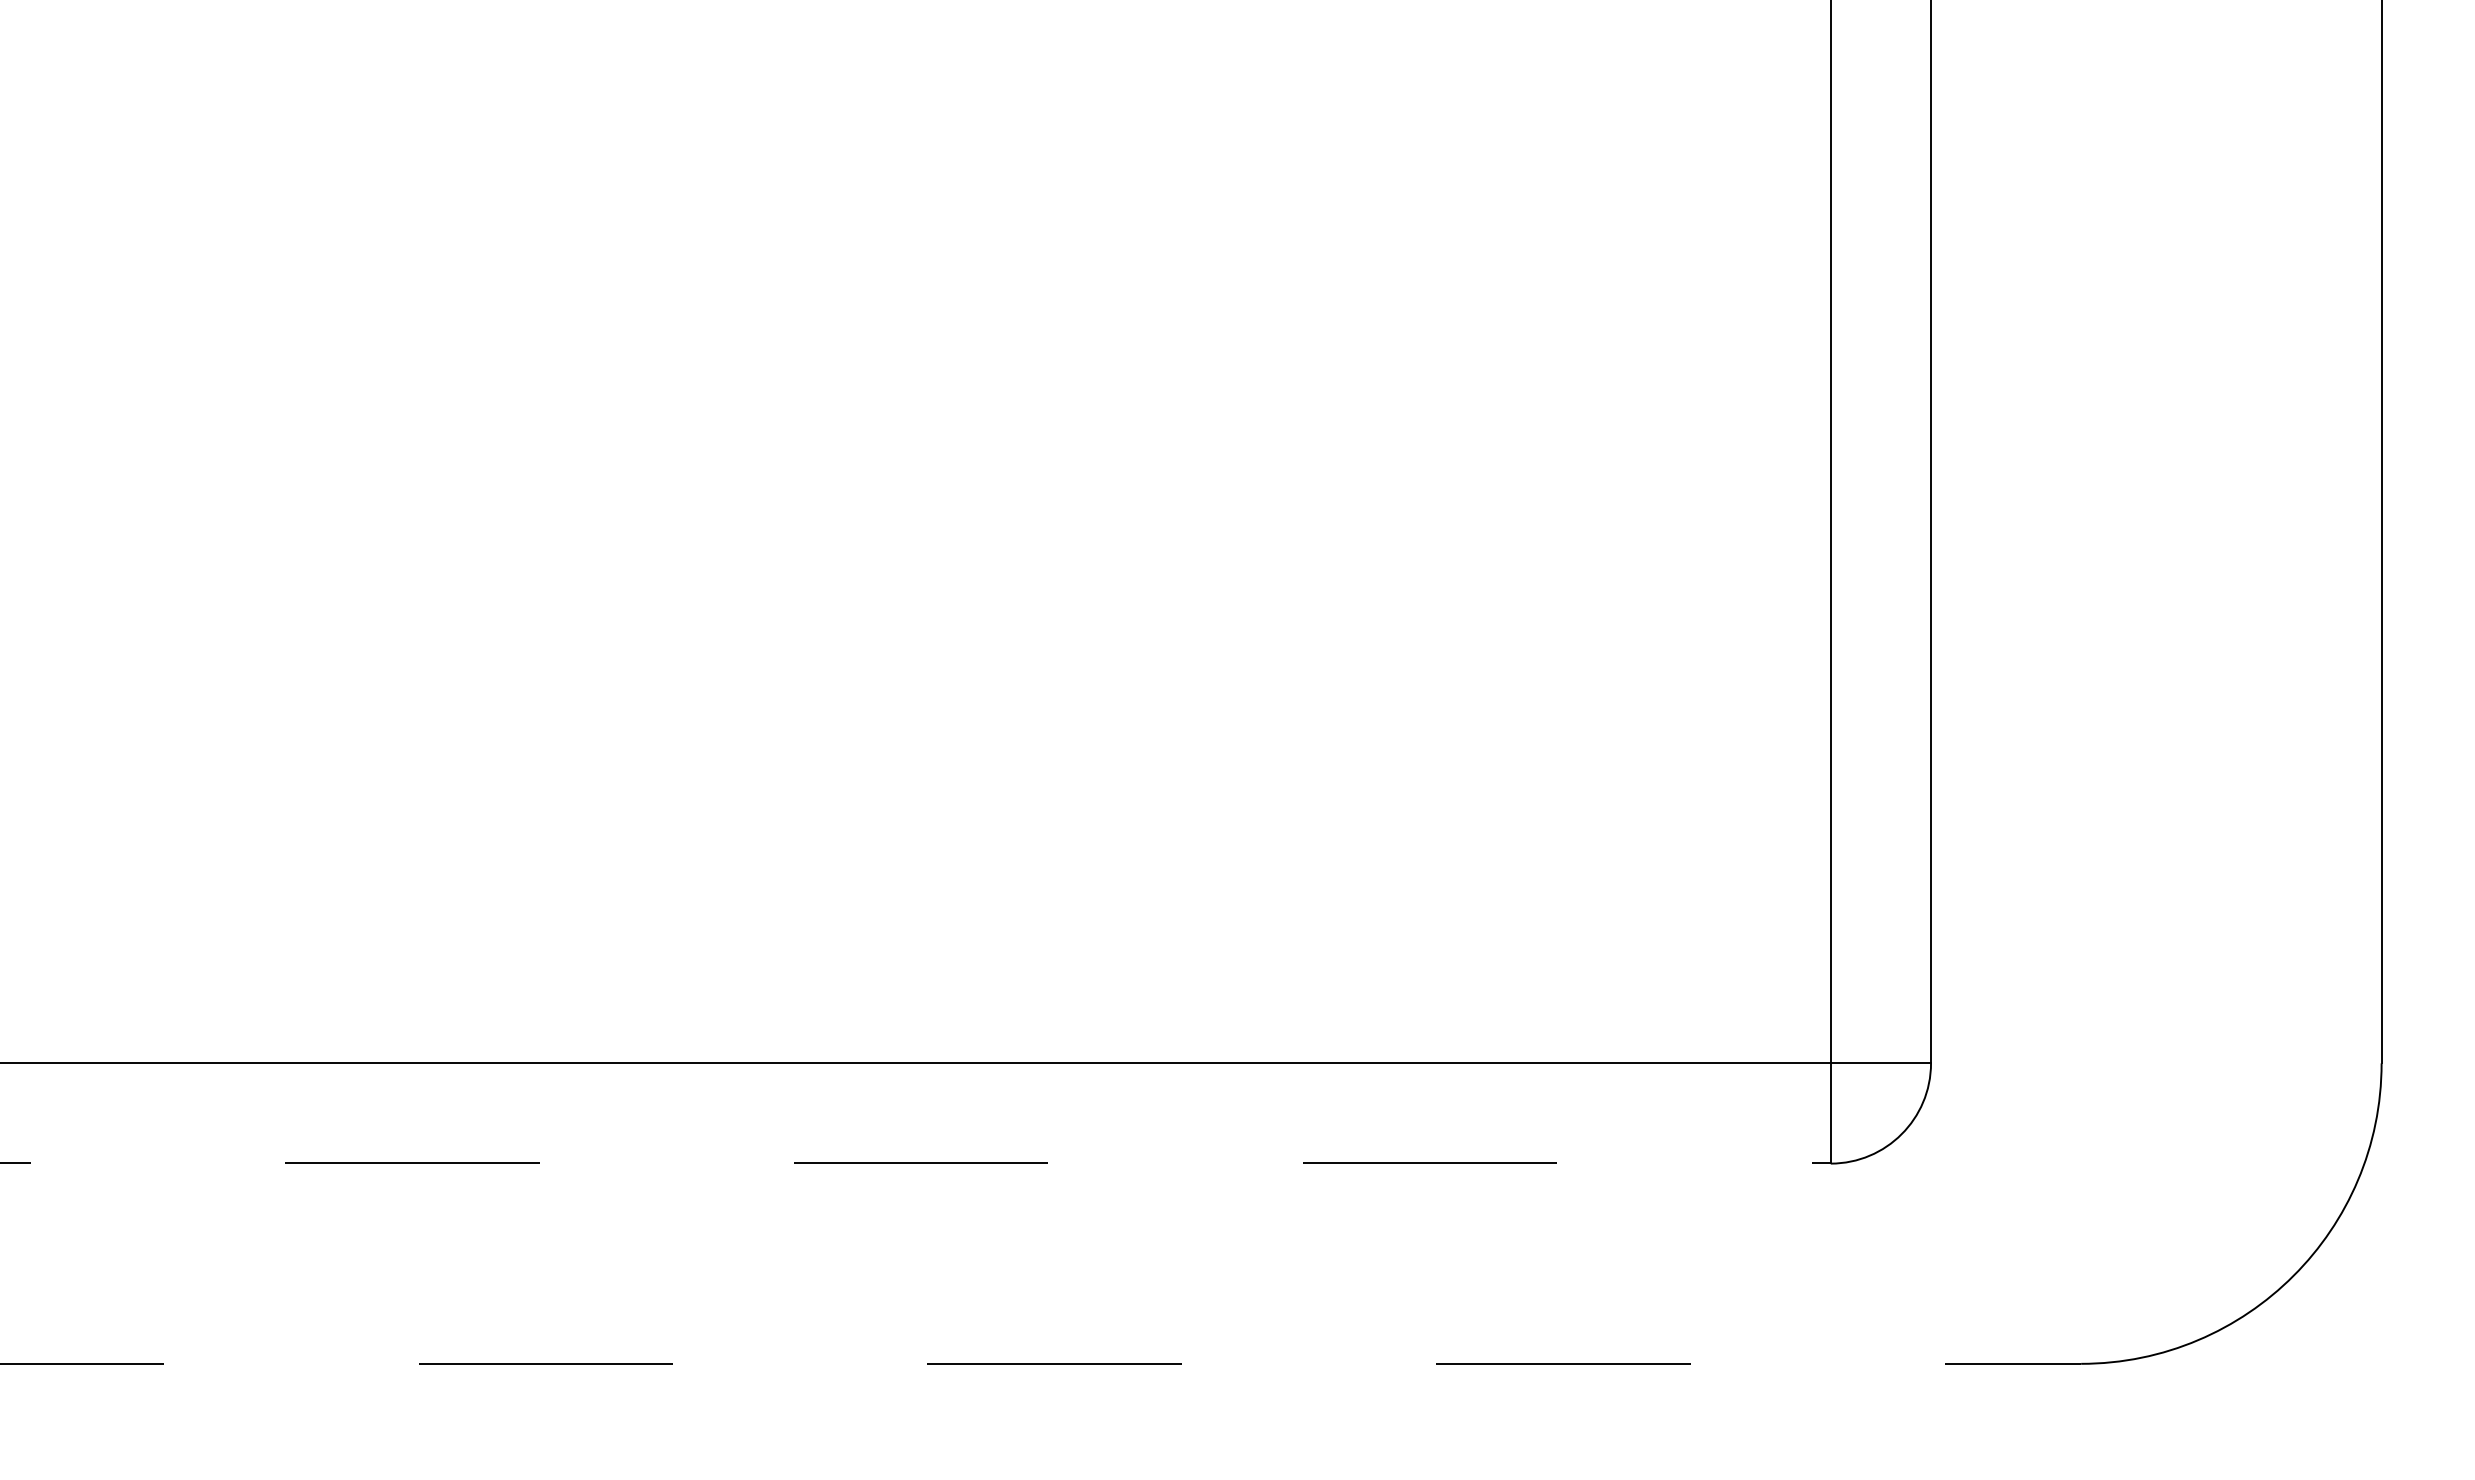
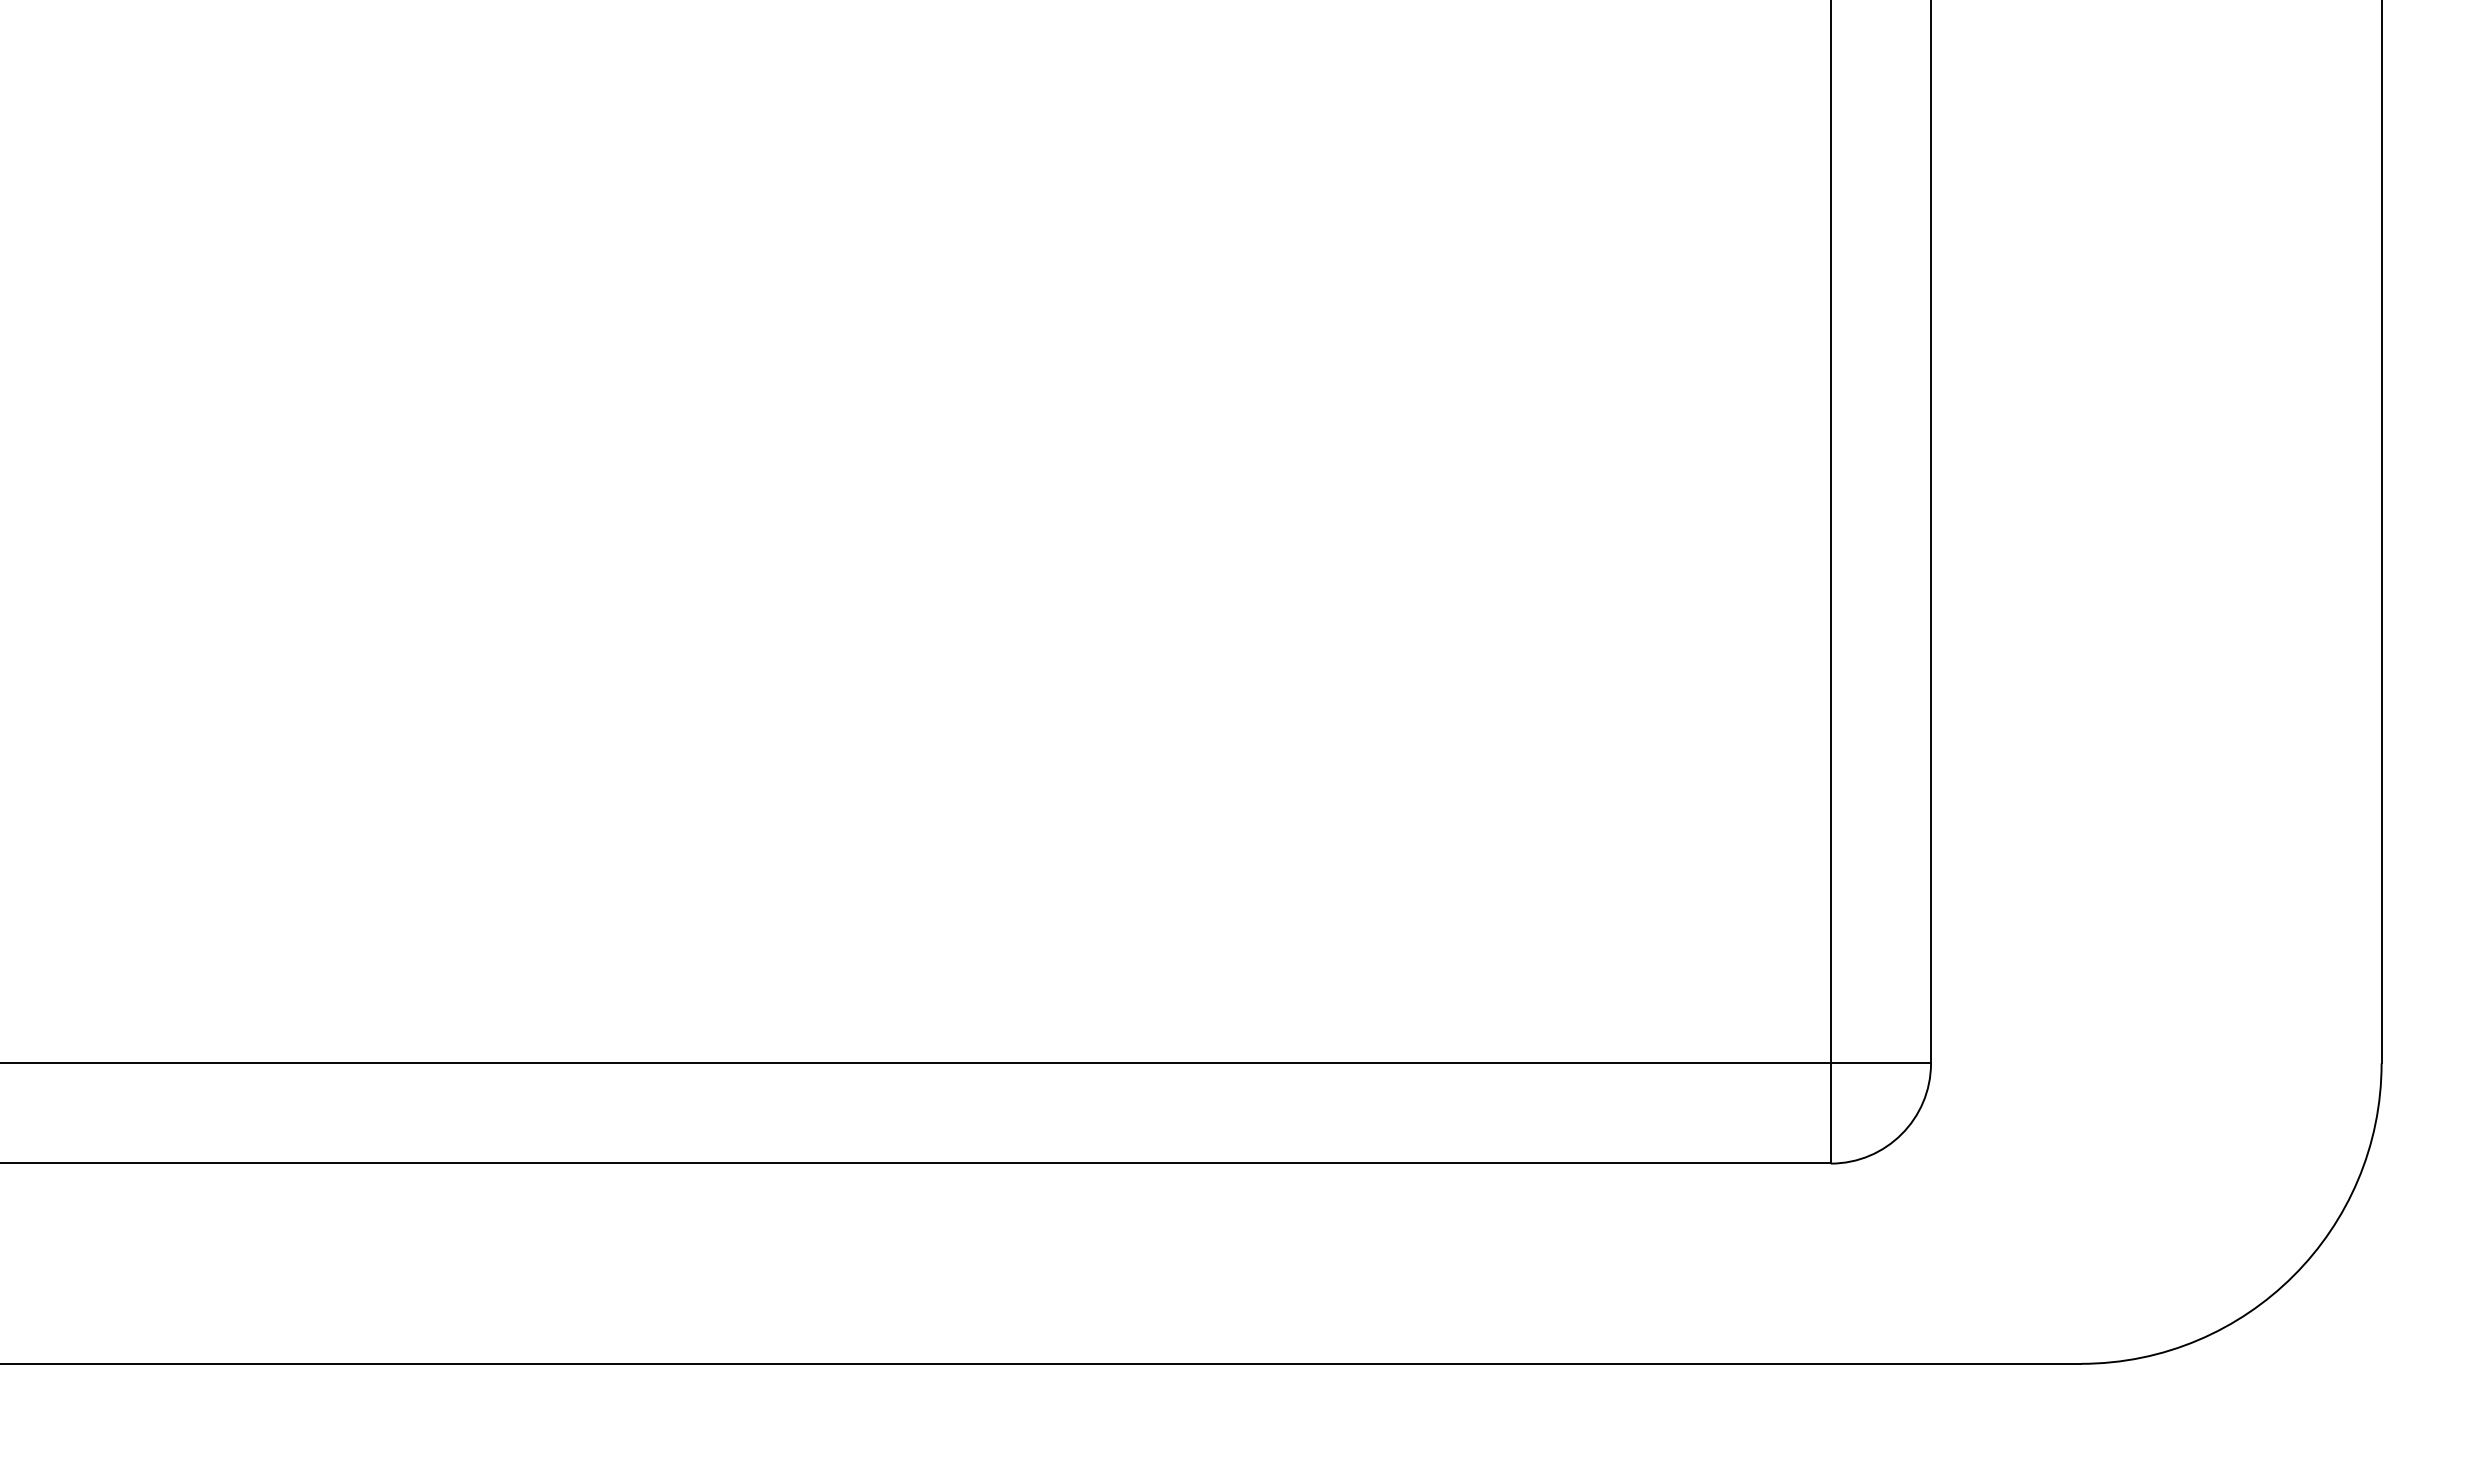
line: dashed -> solid (916, 1163)
line: dashed -> solid (1041, 1363)
